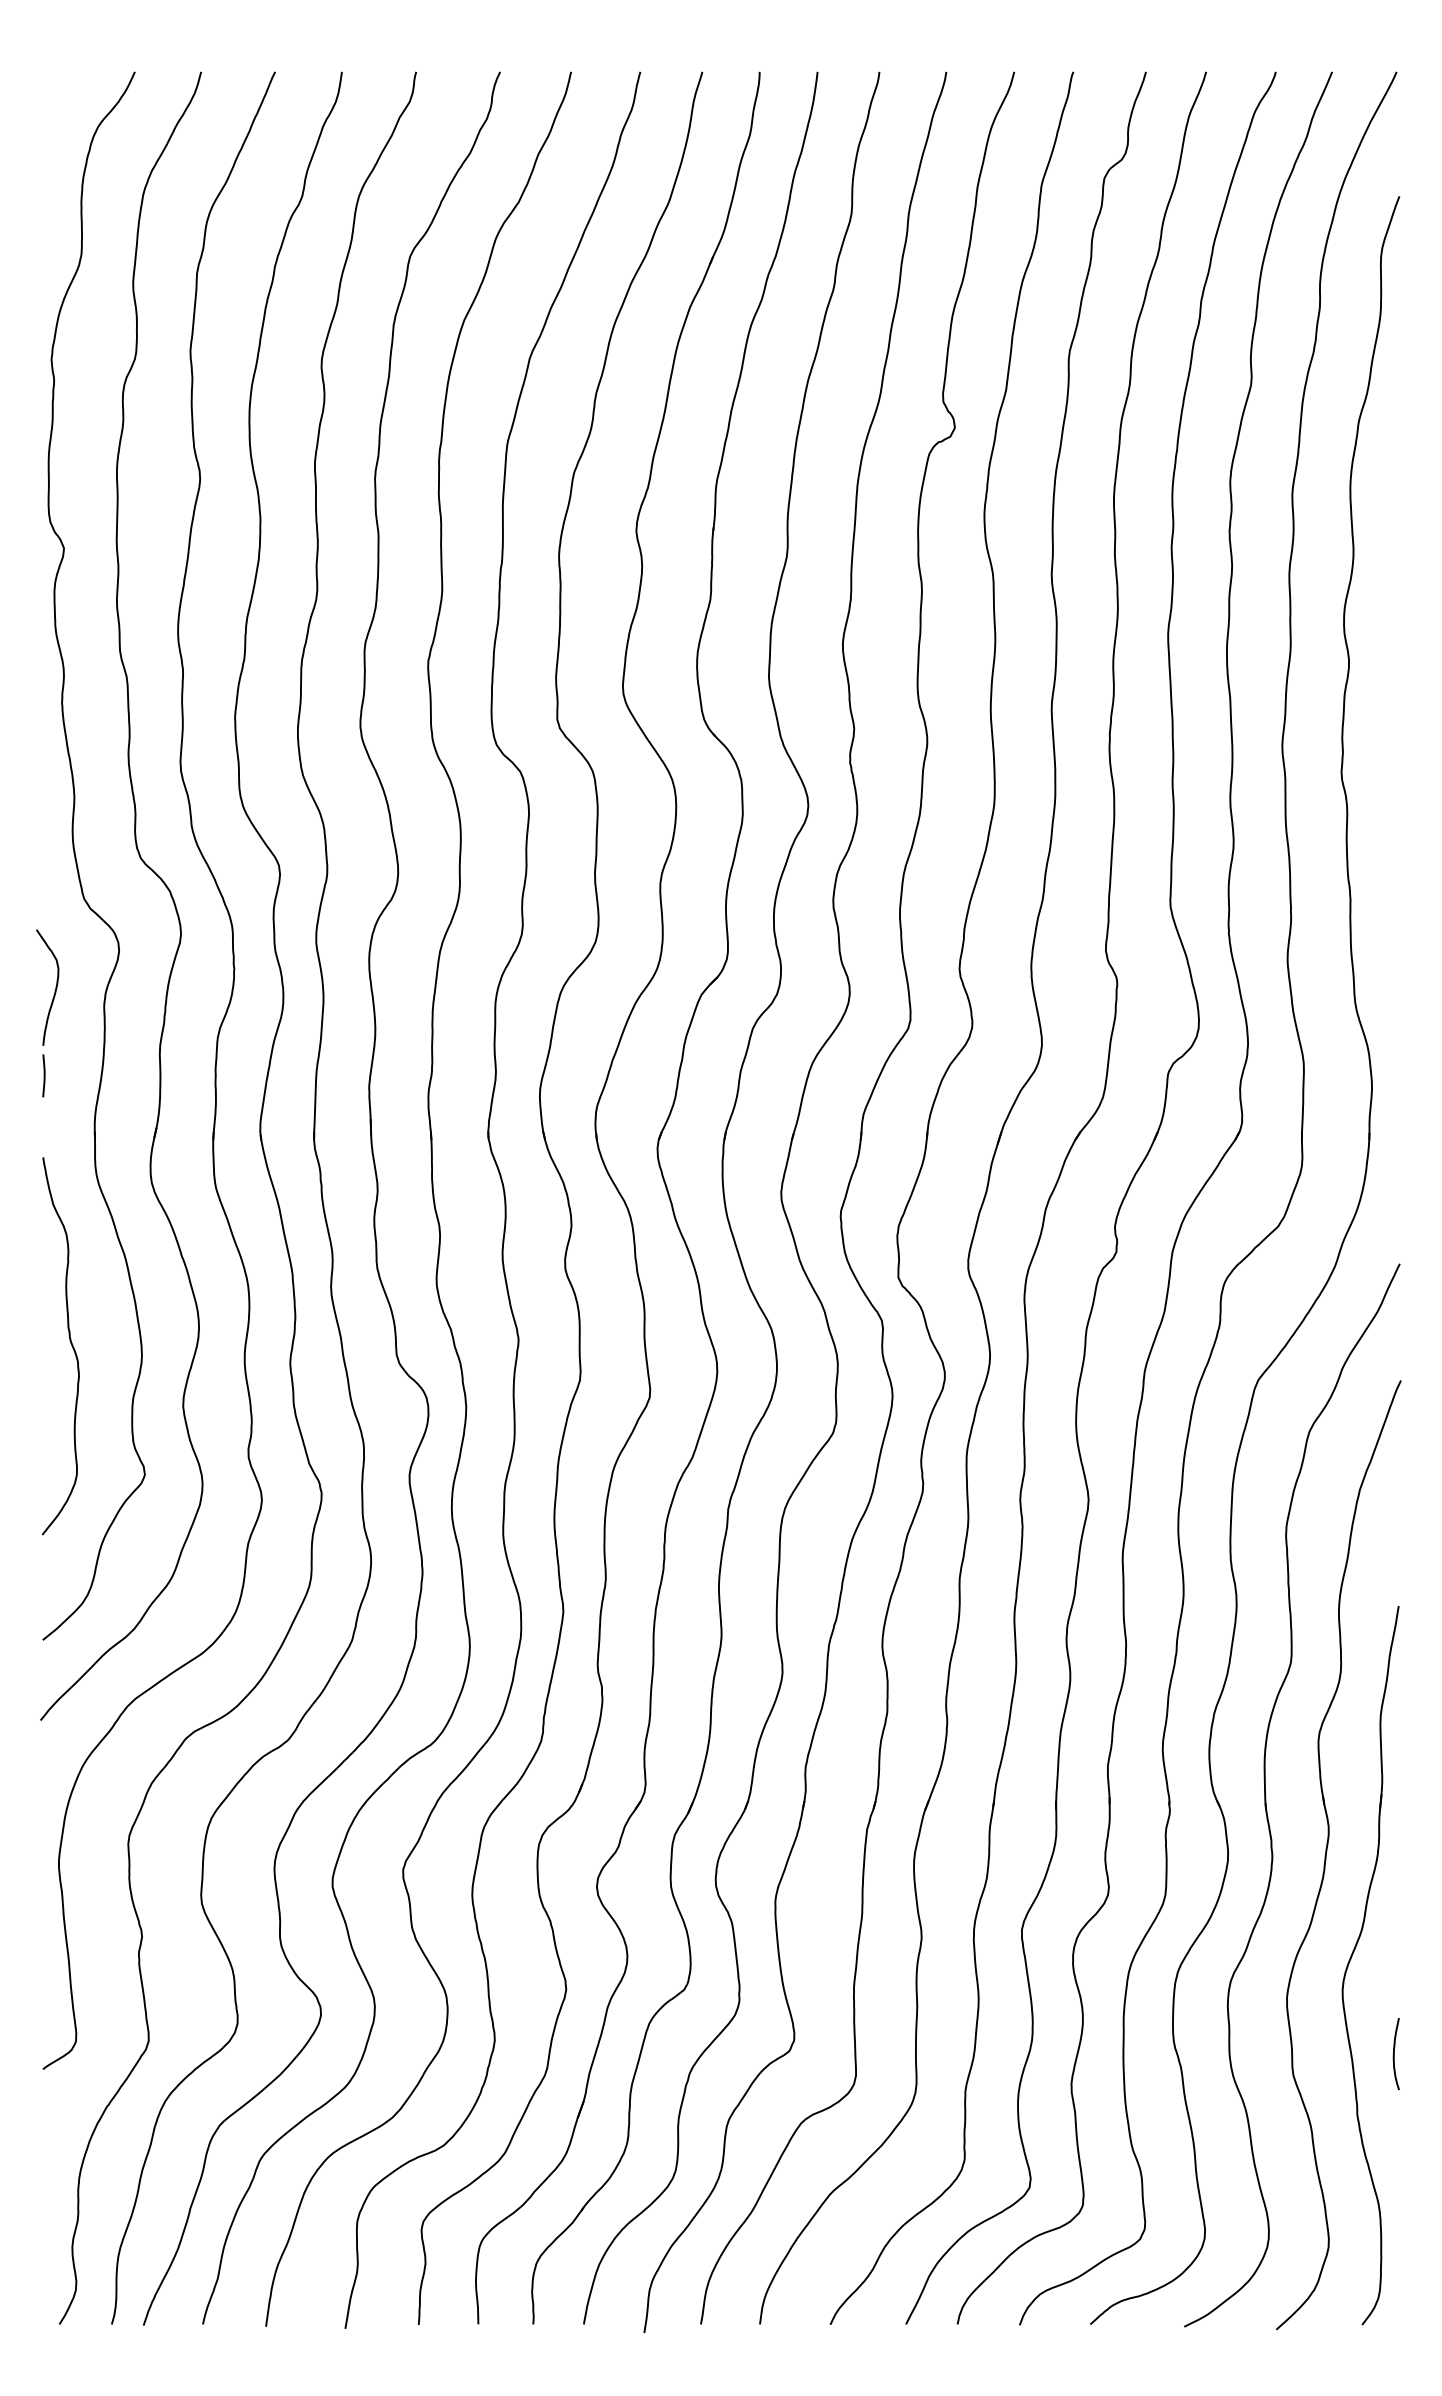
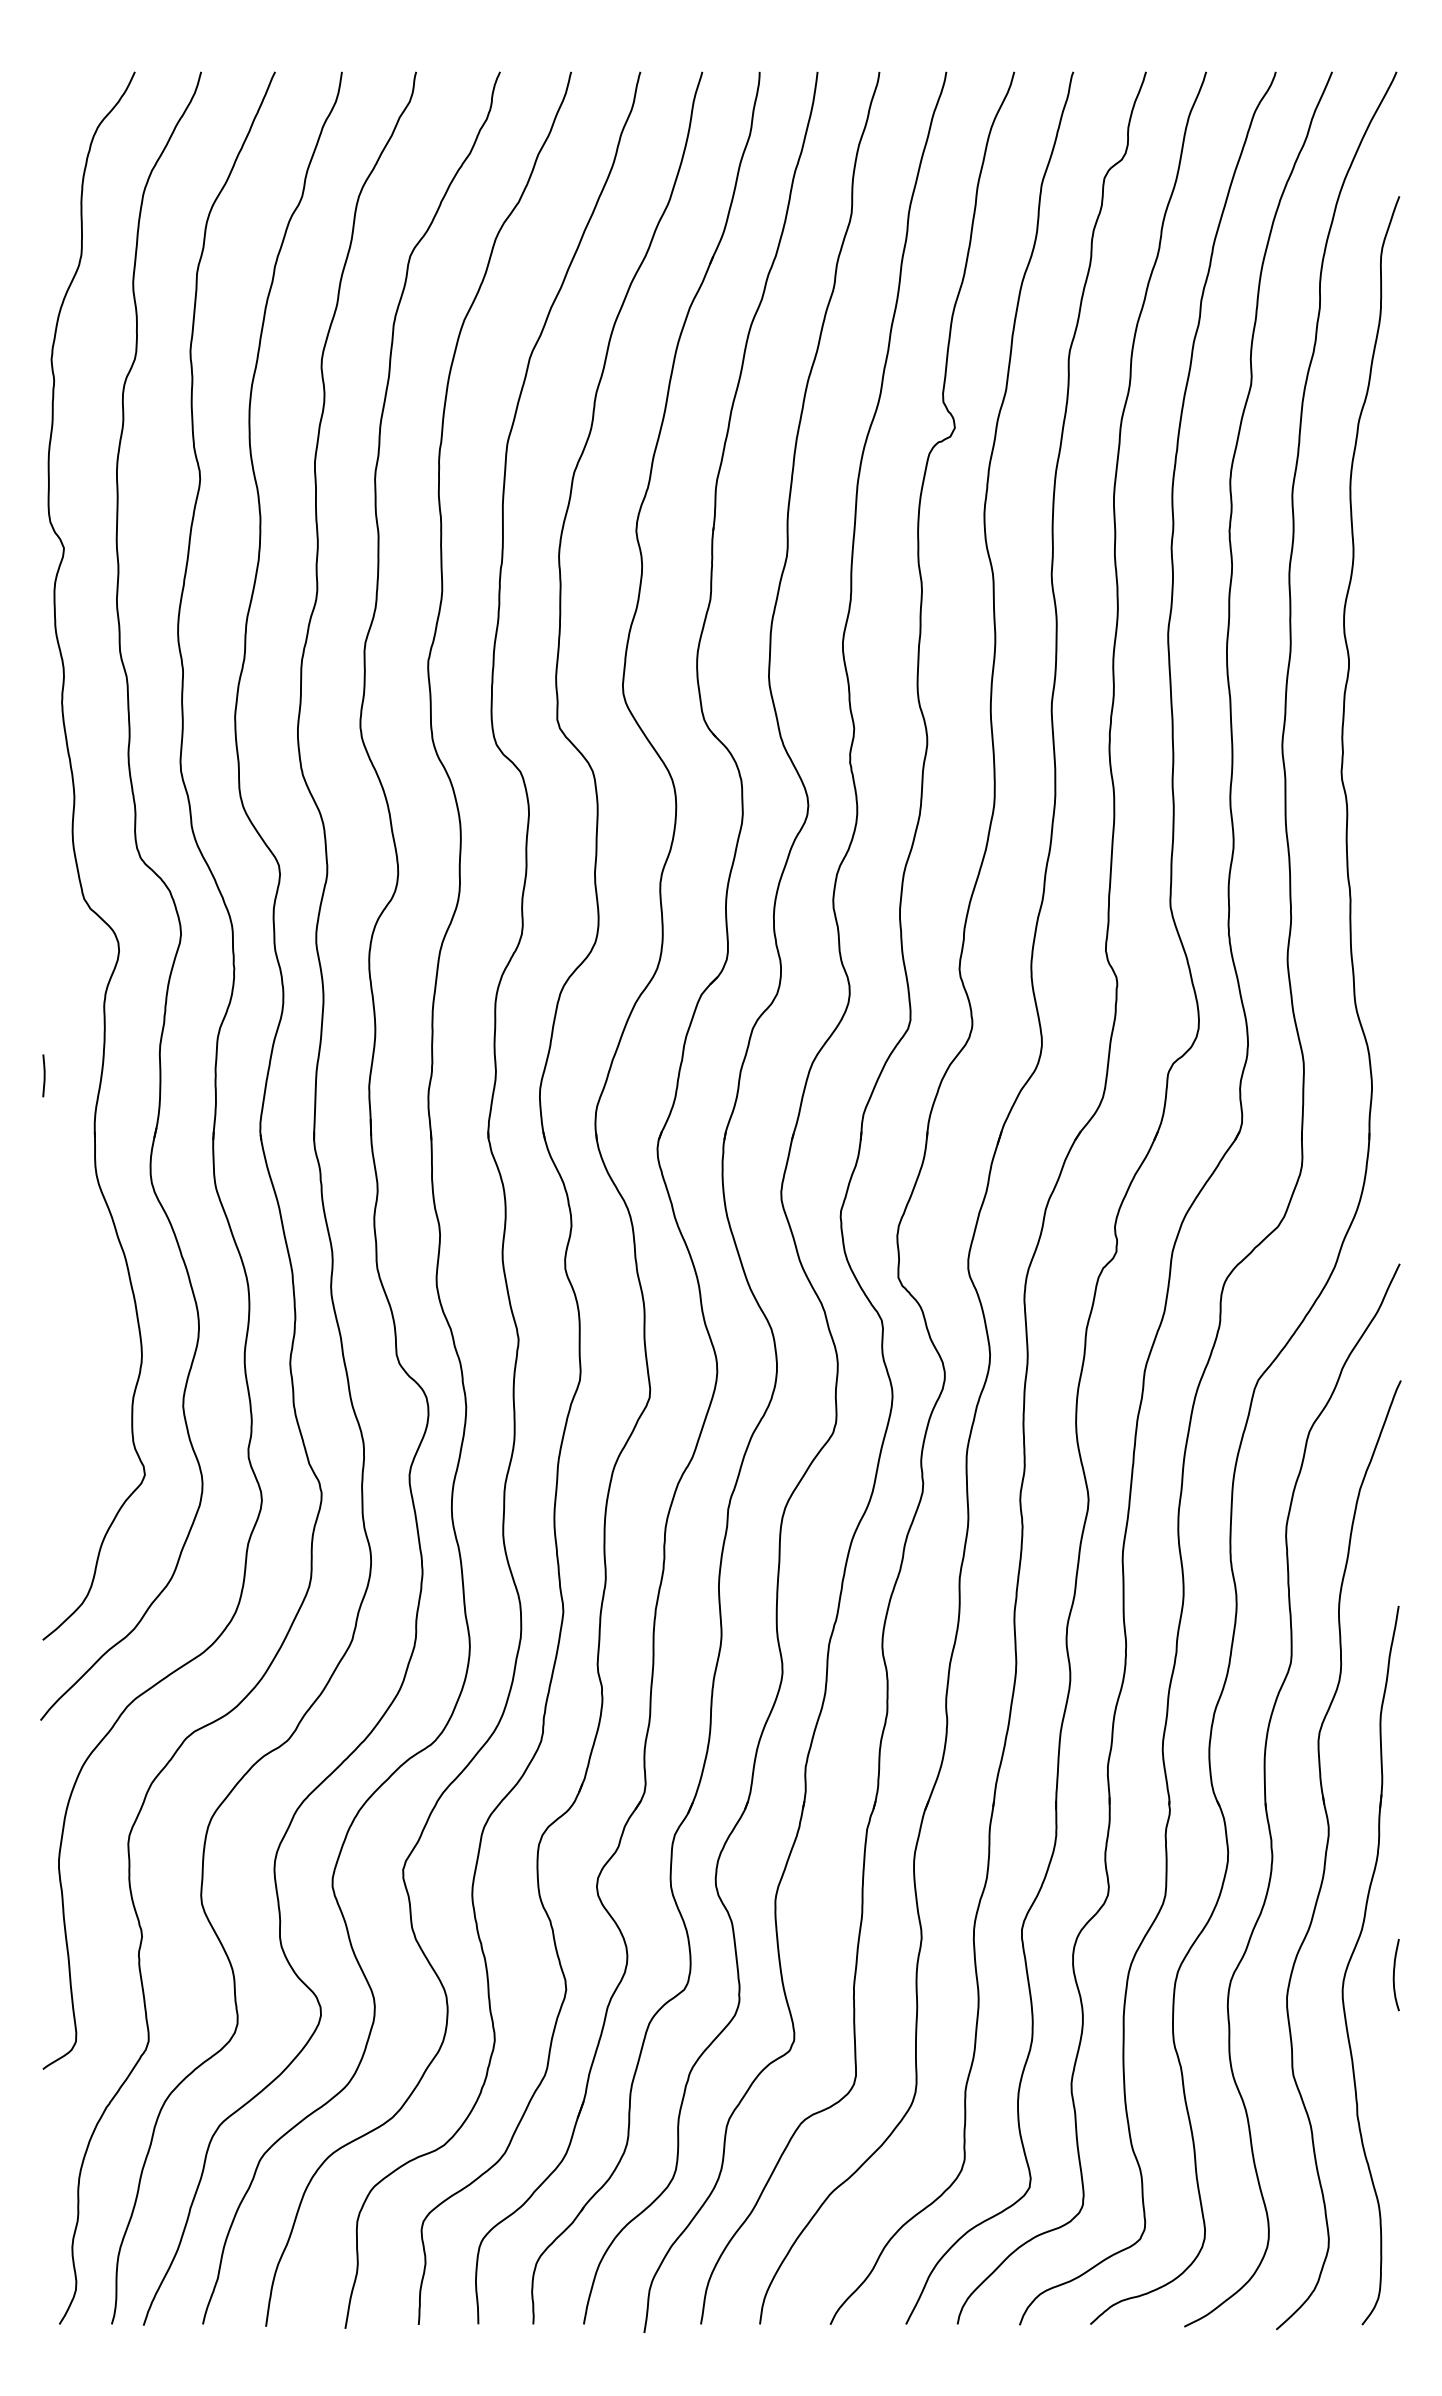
curve: present -> none (54, 990)
curve: present -> none (70, 1343)
curve position: (1394, 2054) -> (1394, 1975) (1394, 1975)
